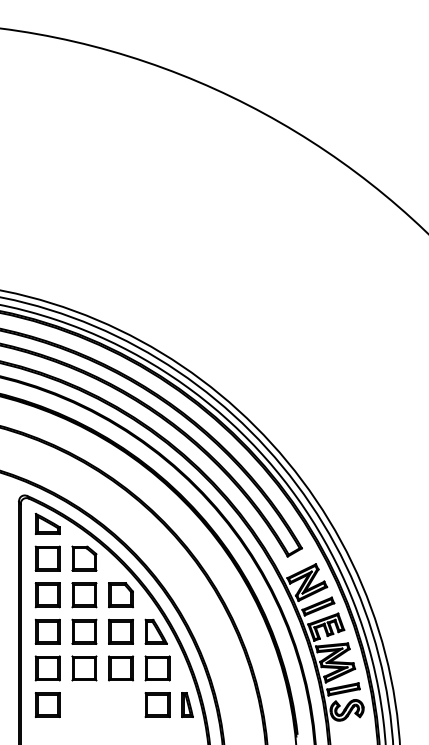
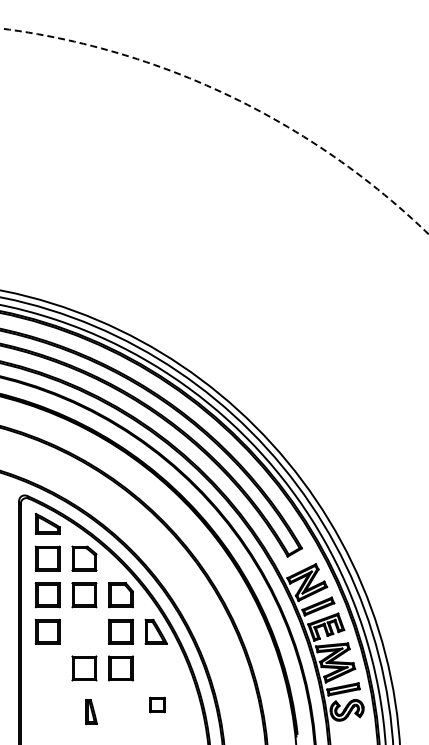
circle: solid -> dashed (214, 131)
part: present -> none (84, 631)
part: present -> none (47, 668)
part: present -> none (157, 668)
part: present -> none (47, 704)
part size: 27x26 px -> 17x18 px (157, 704)
part position: (187, 704) -> (91, 711) (91, 711)
